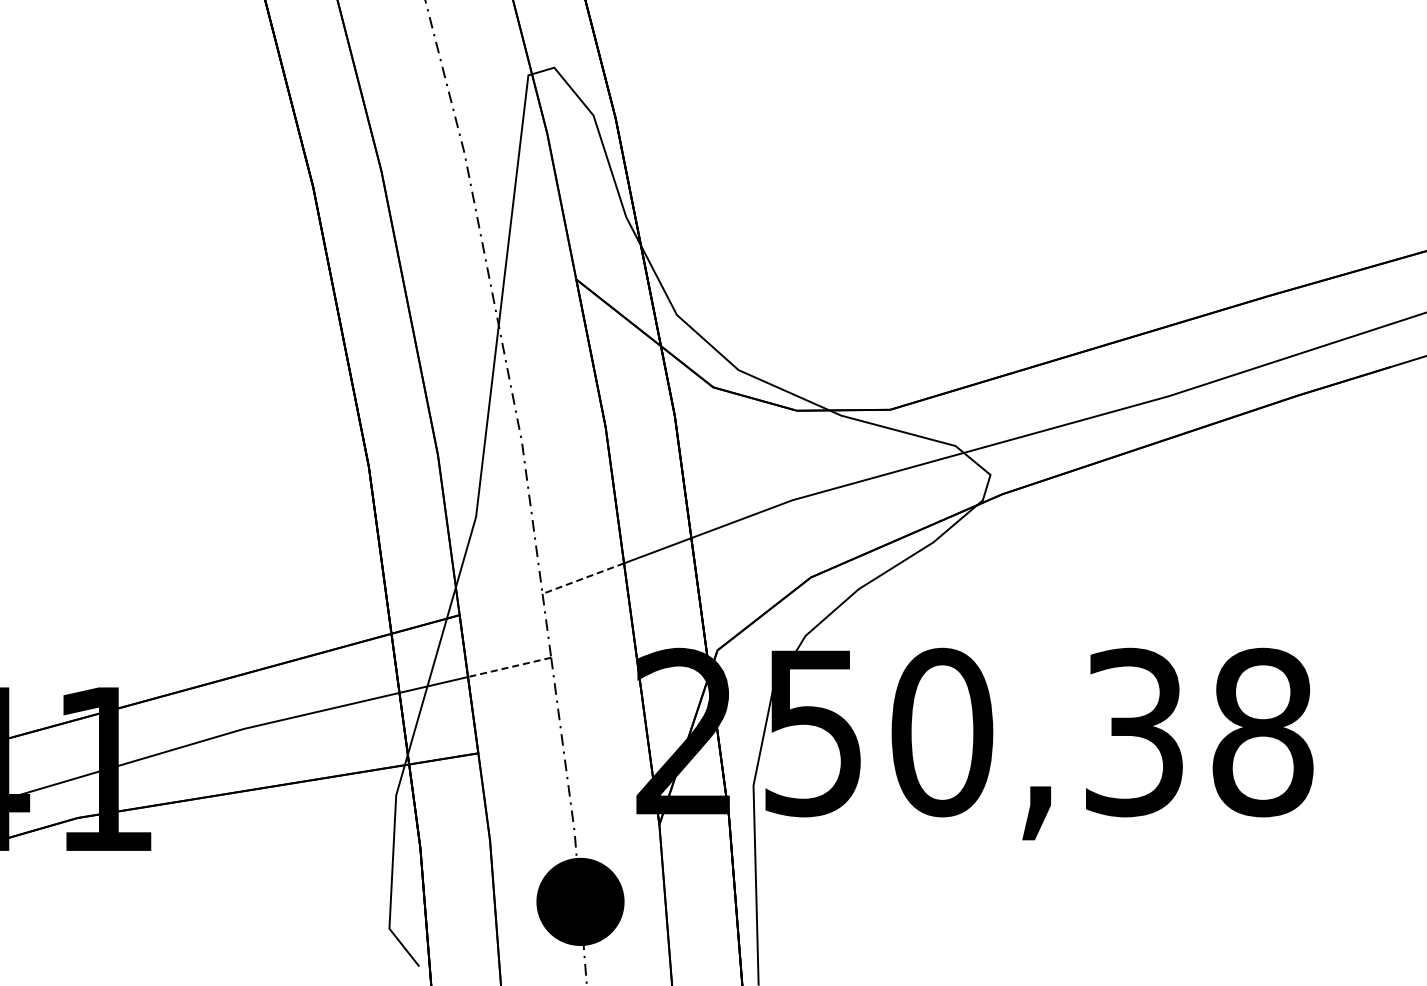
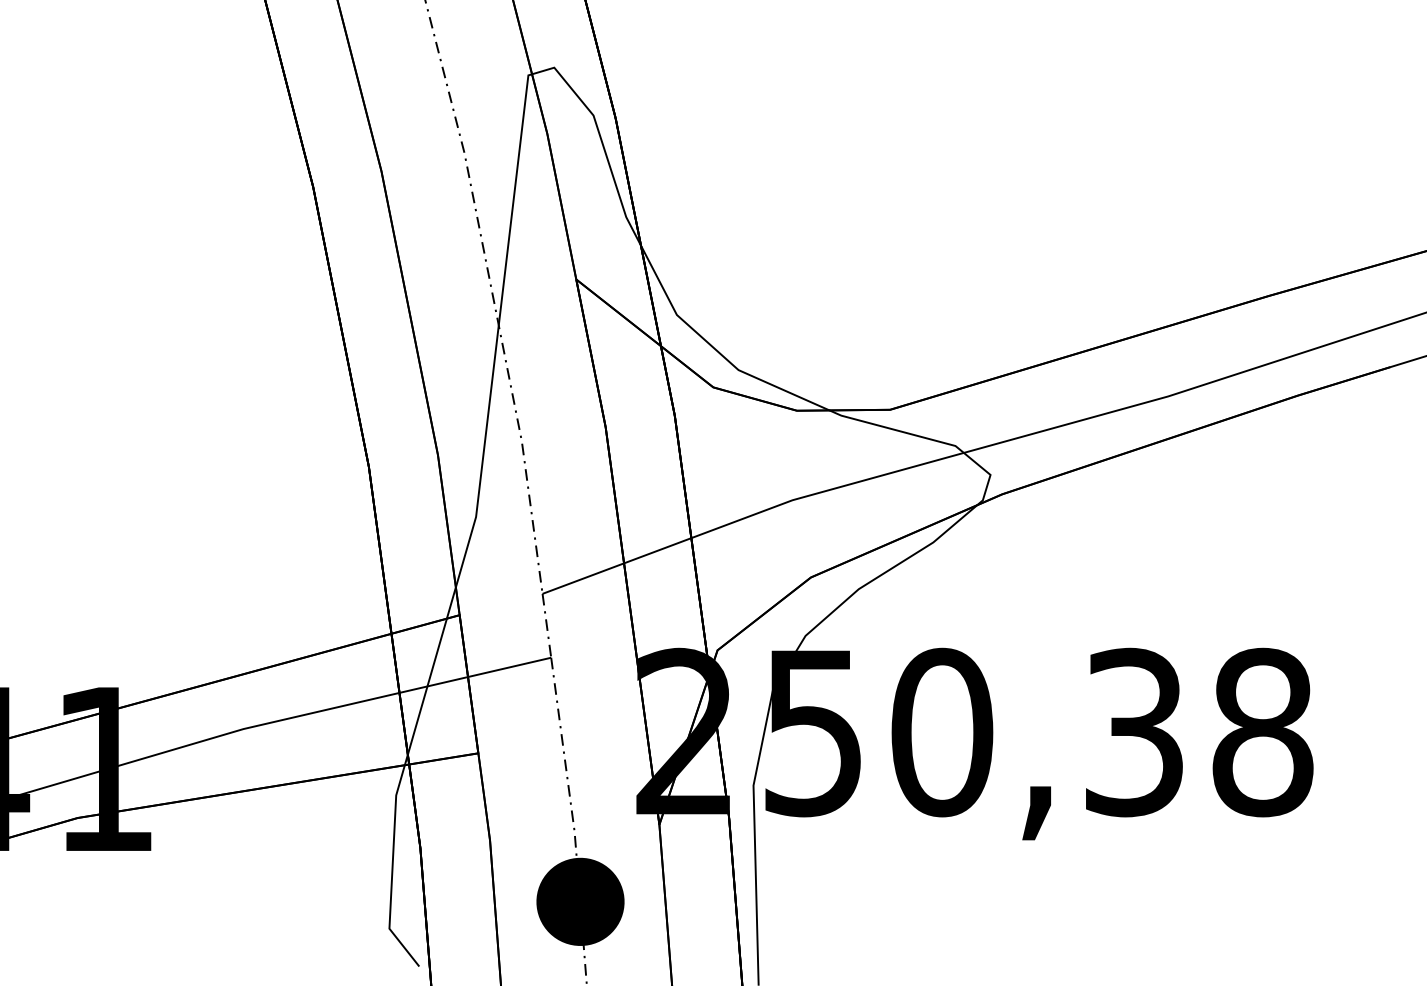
line: dashed -> solid (583, 578)
line: dashed -> solid (509, 667)
